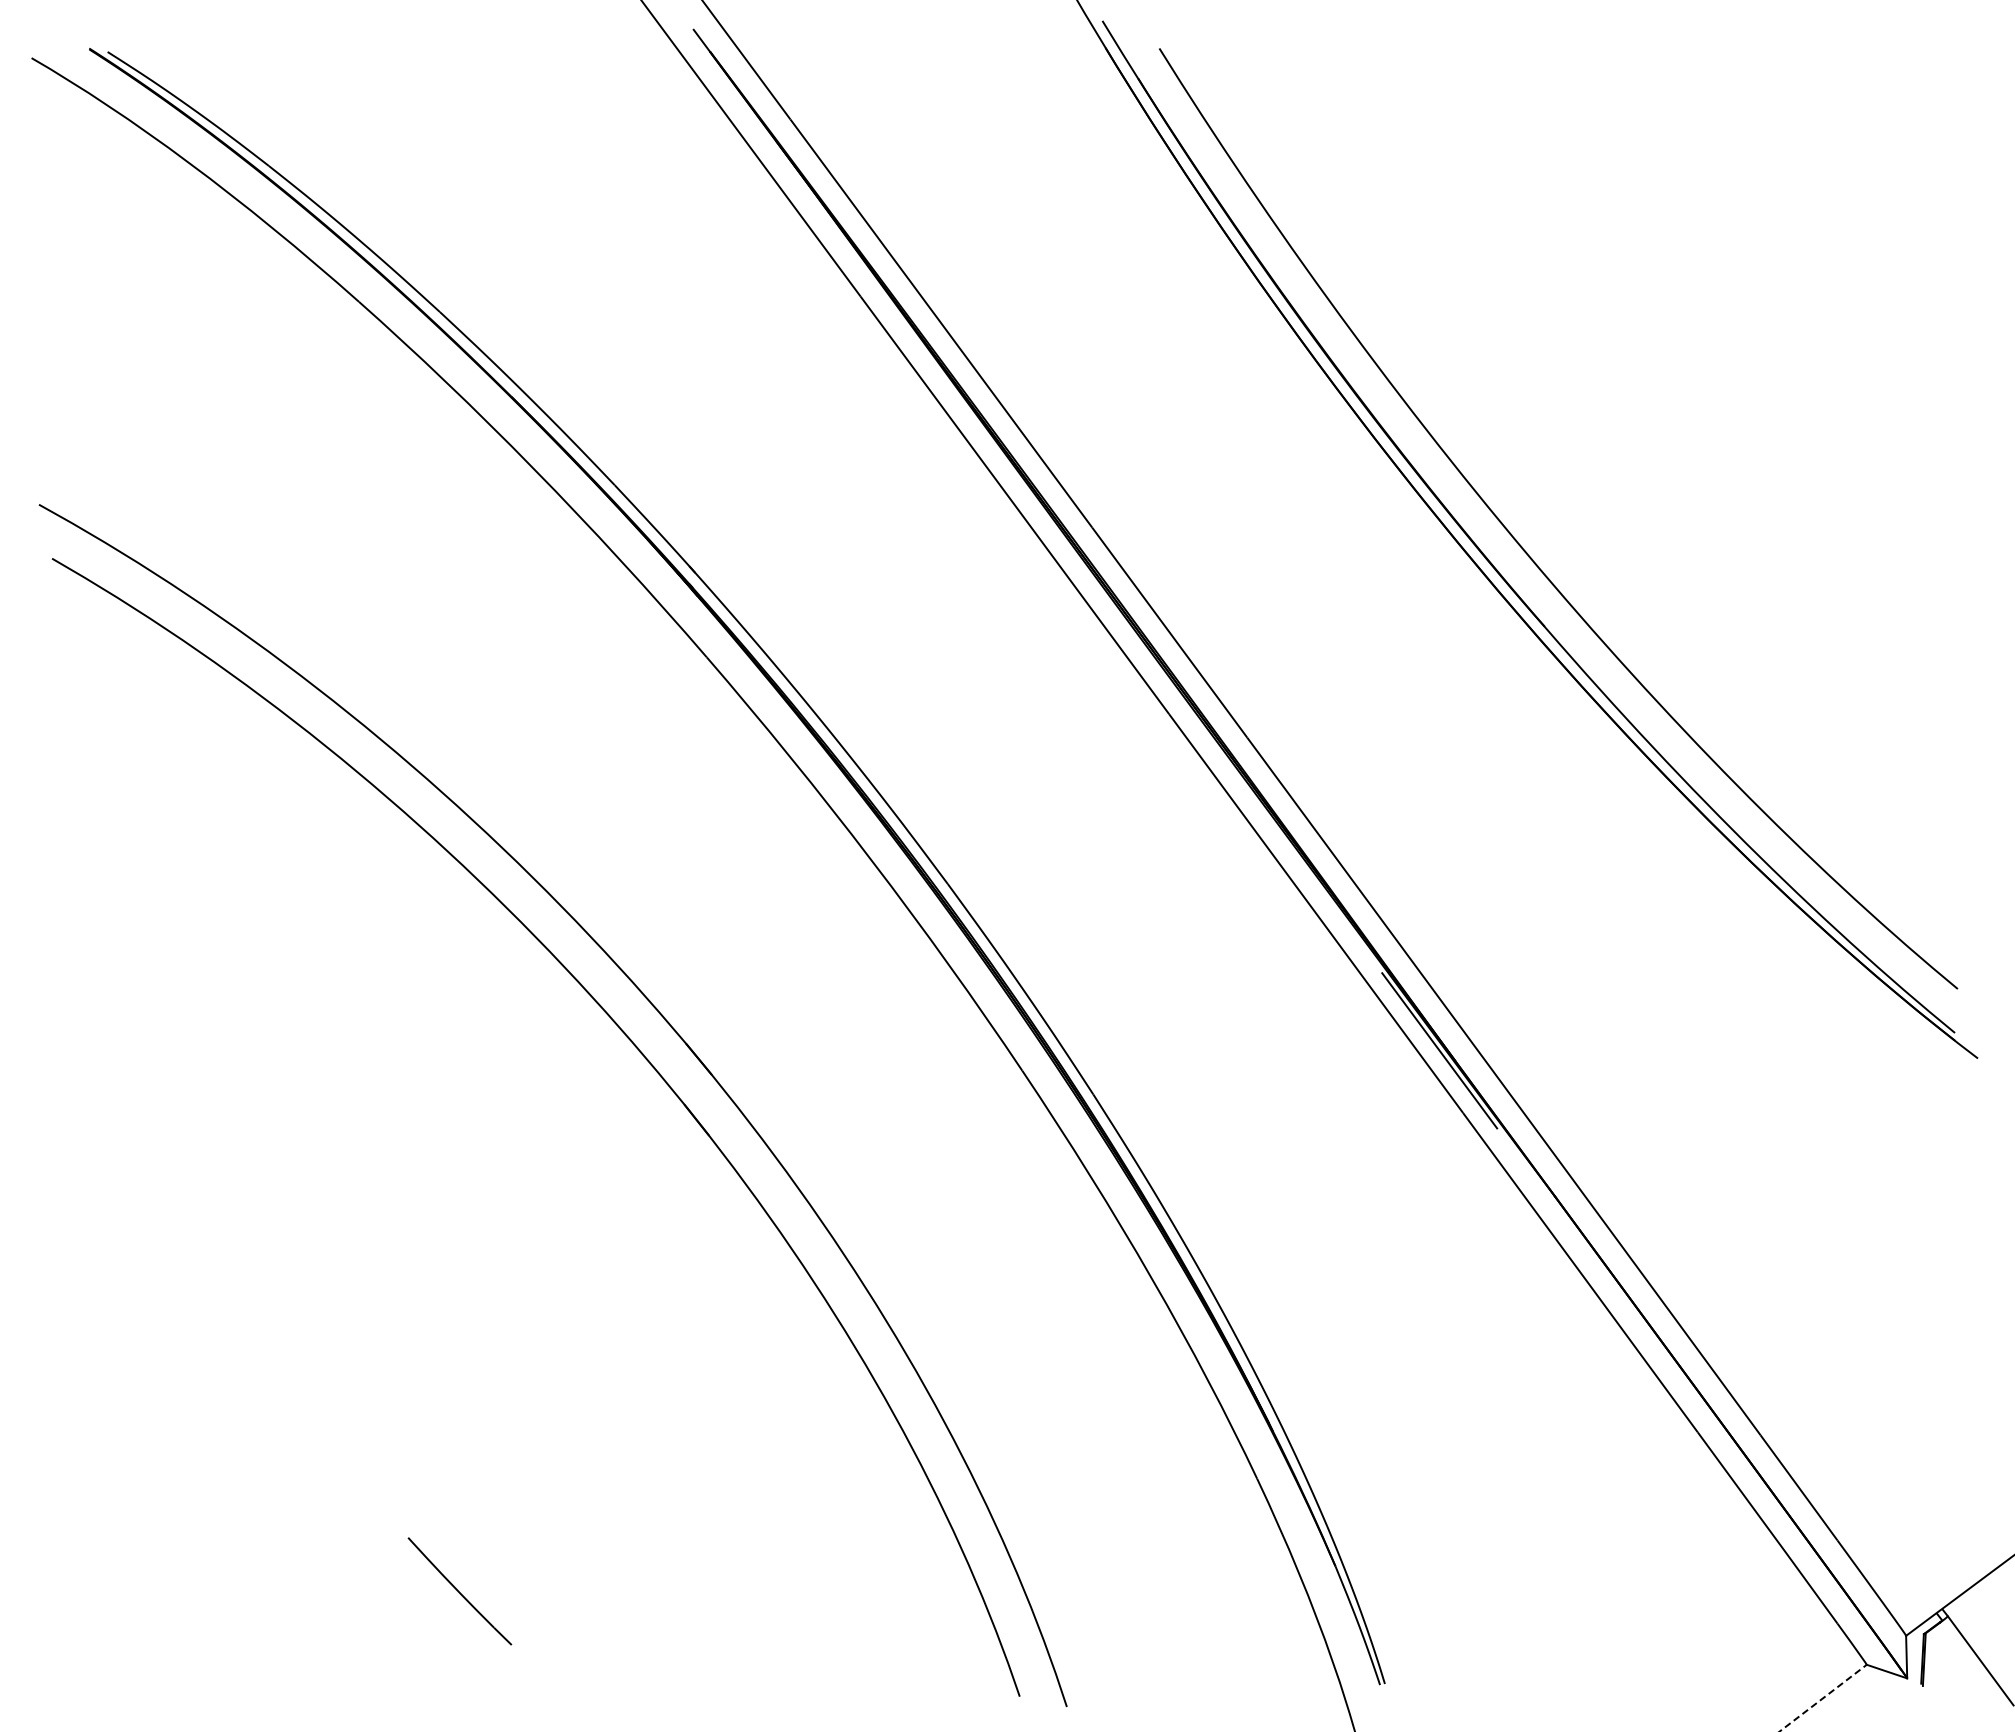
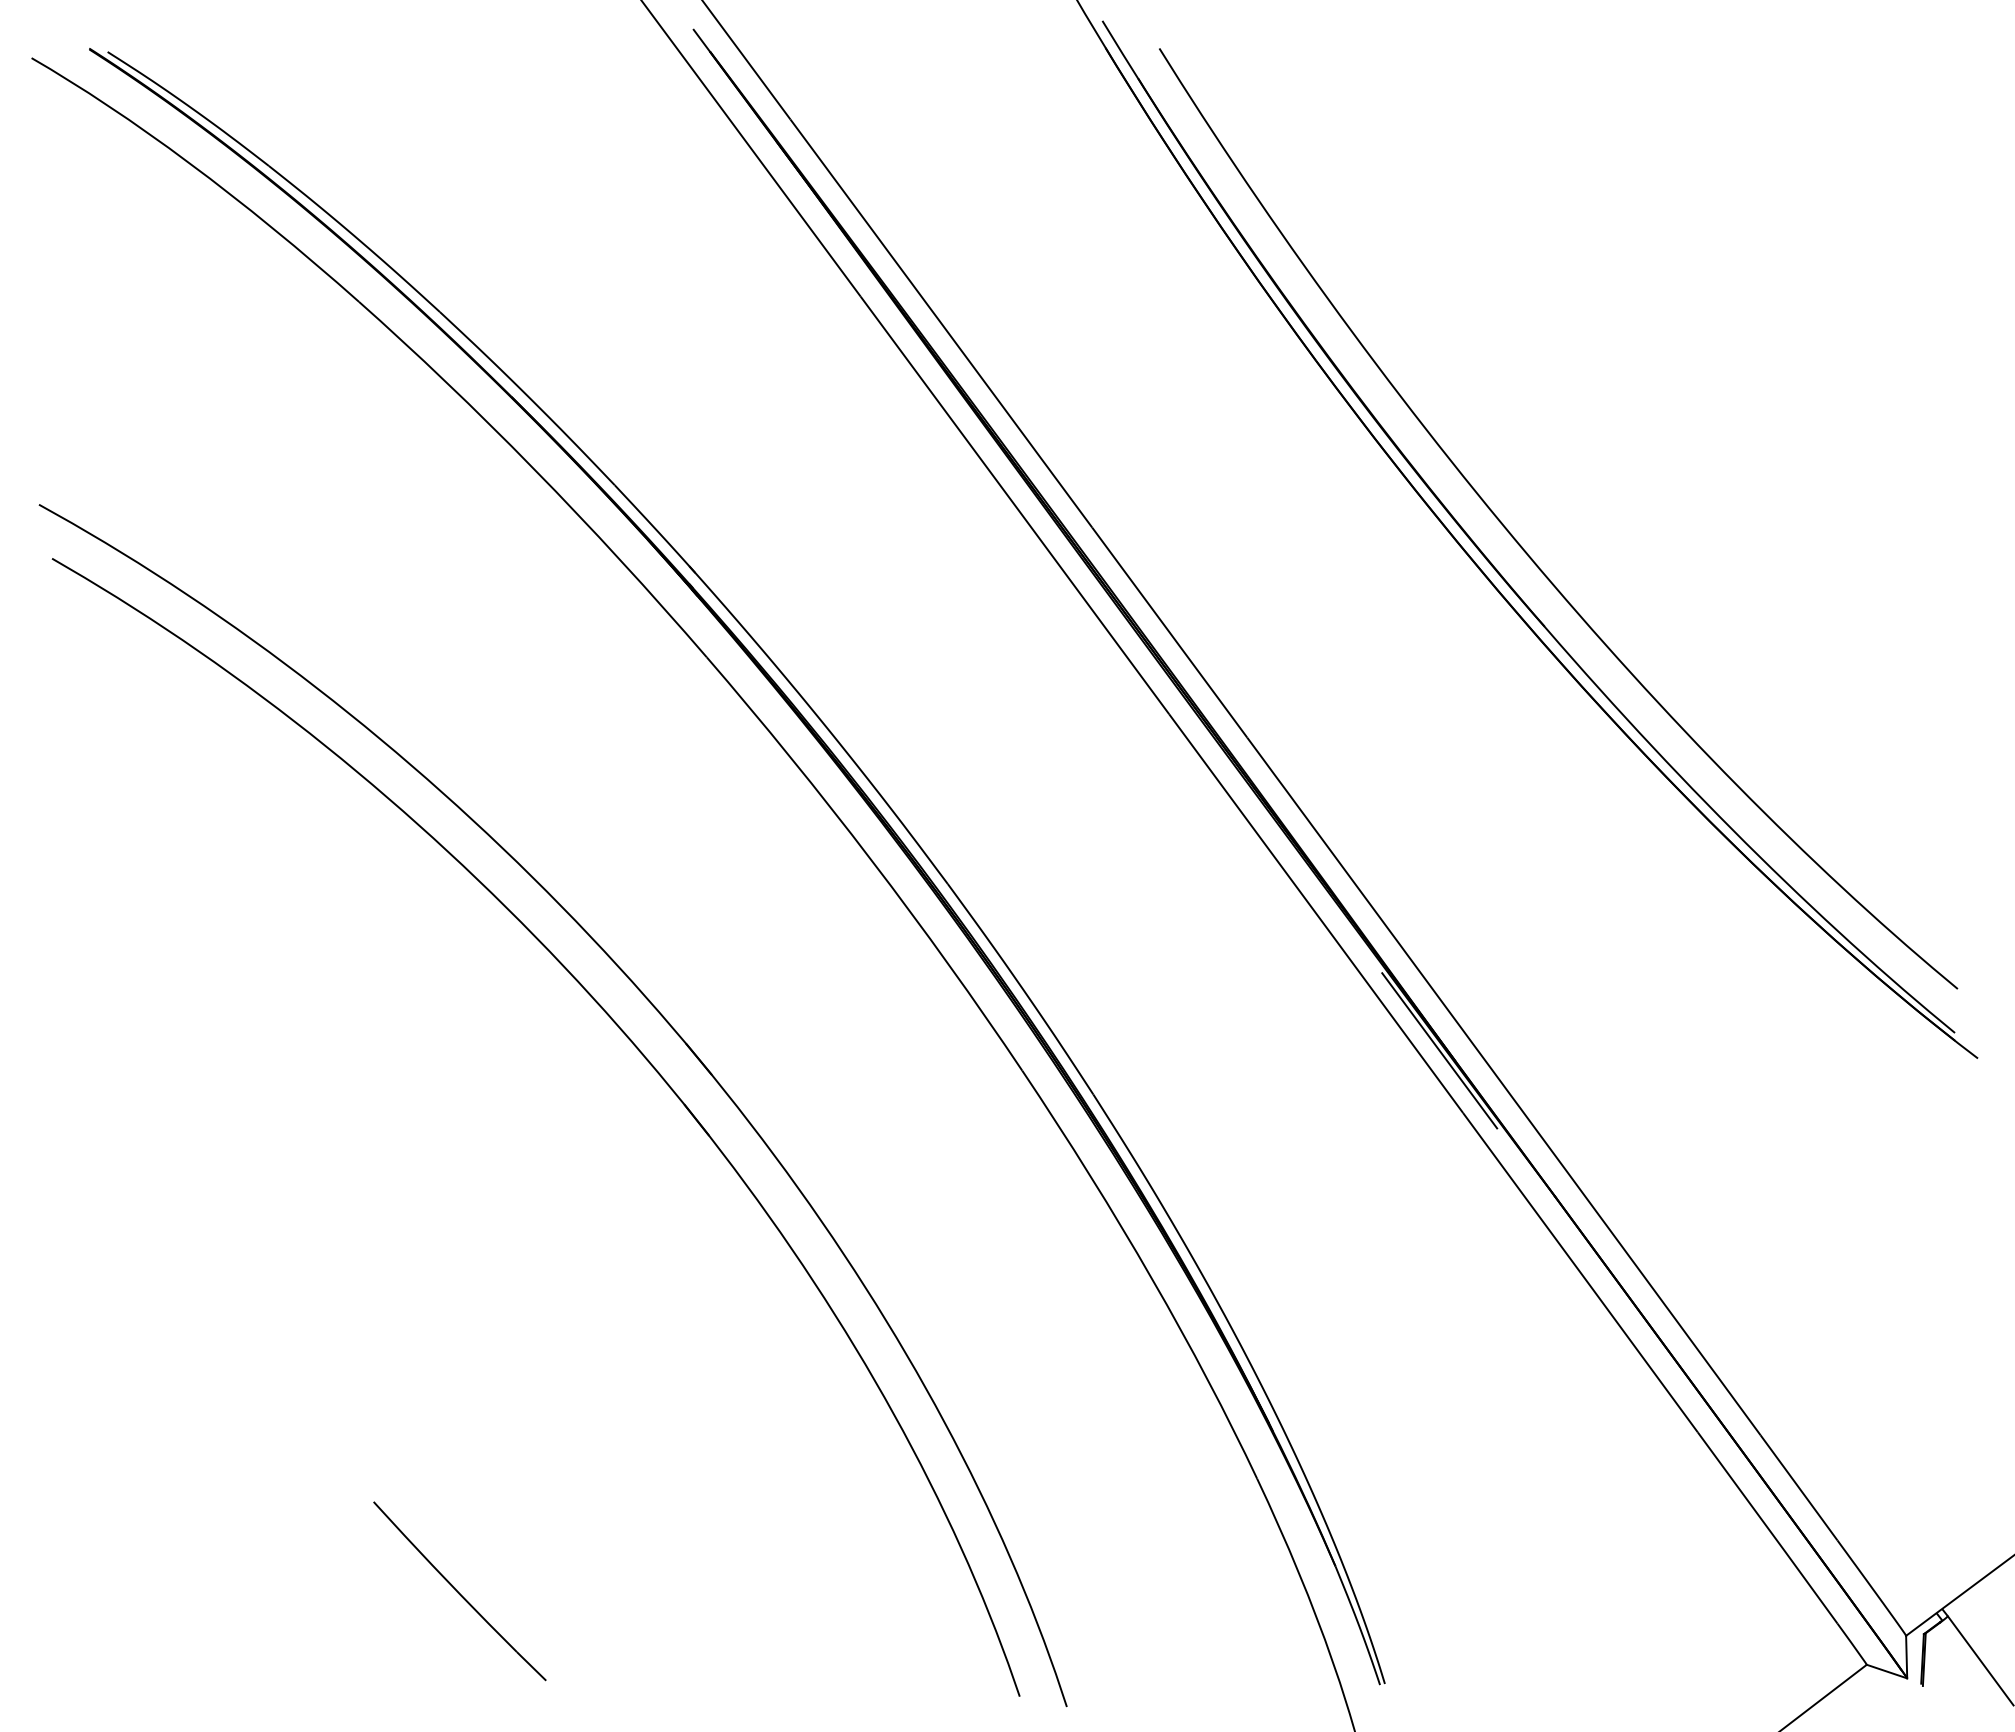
part size: 106x109 px -> 174x181 px (459, 1591)
line: dashed -> solid (1823, 1698)
